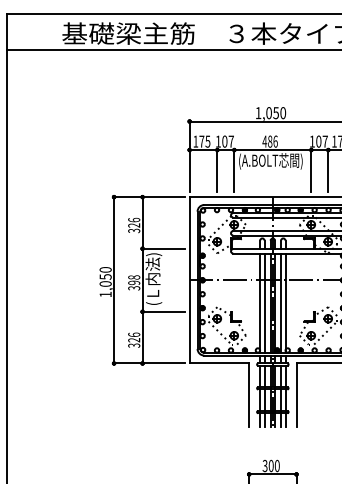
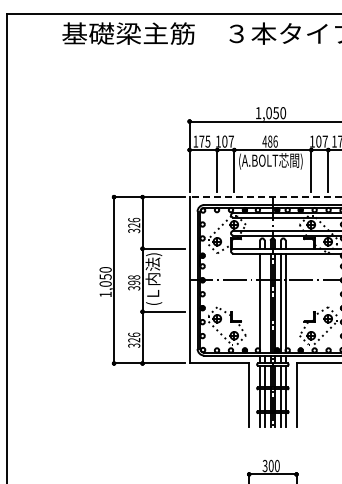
line: present -> none (172, 50)
line: solid -> dashed (265, 197)
line: present -> none (264, 302)
